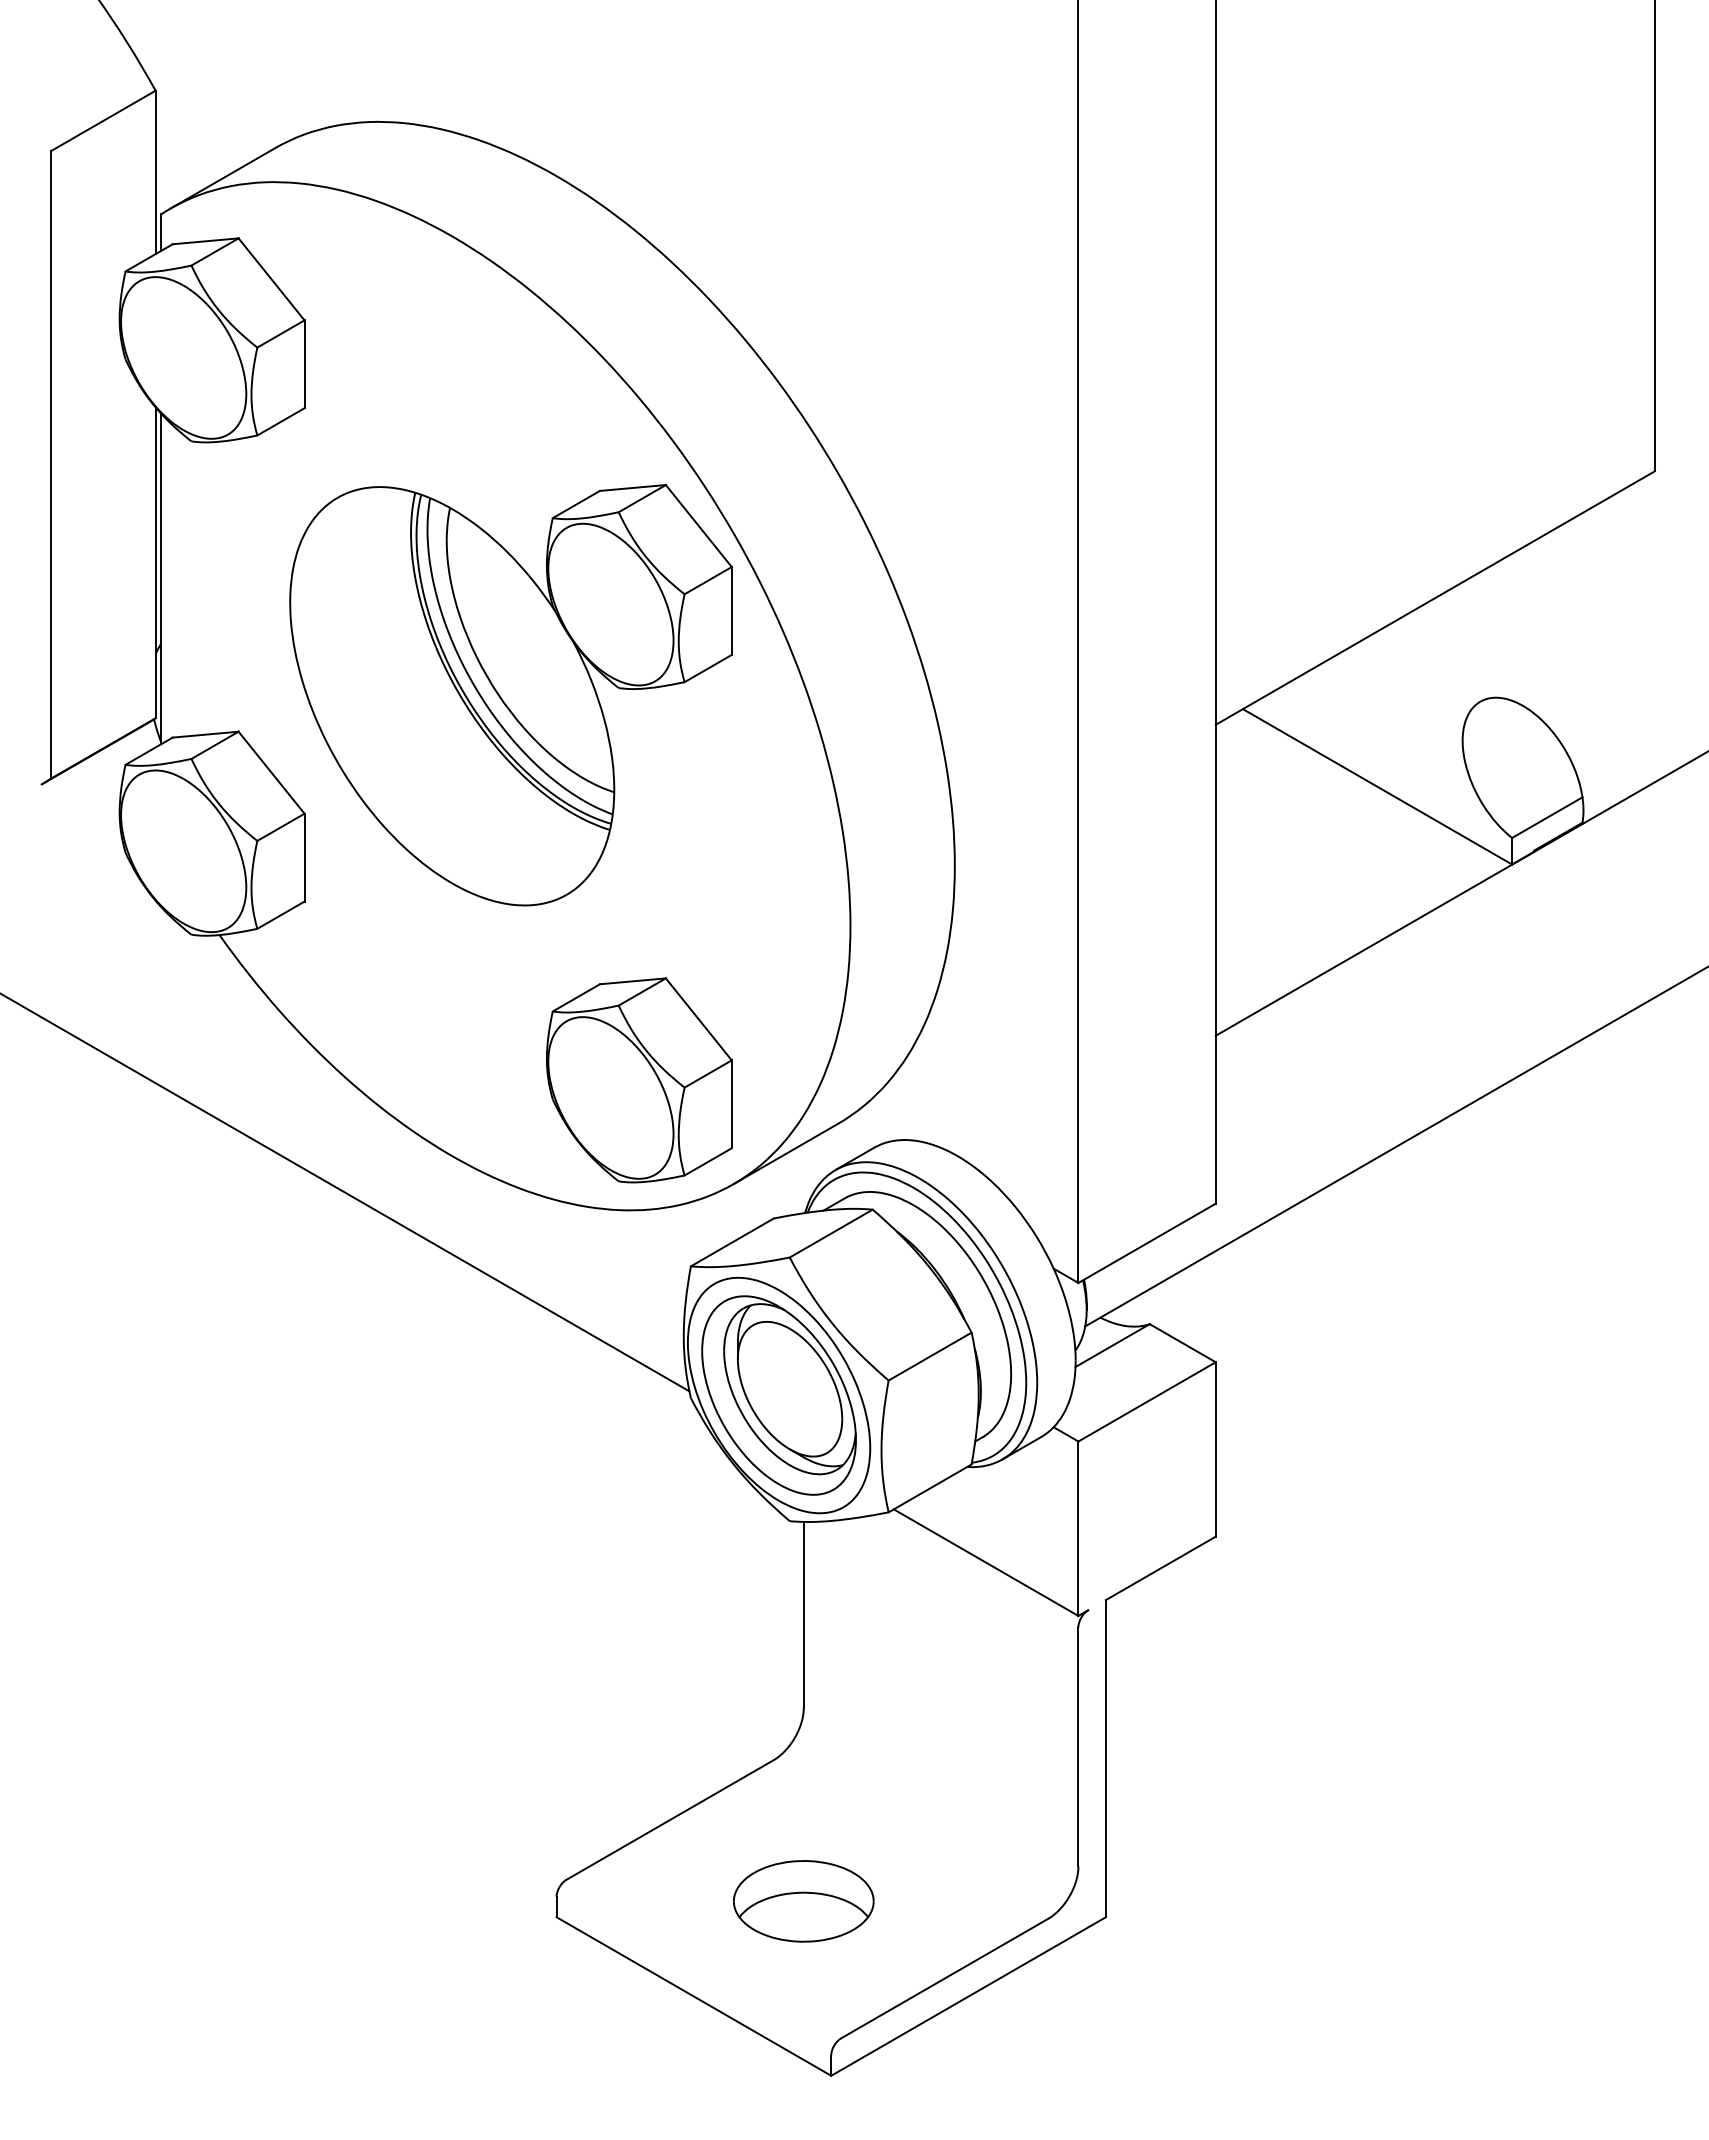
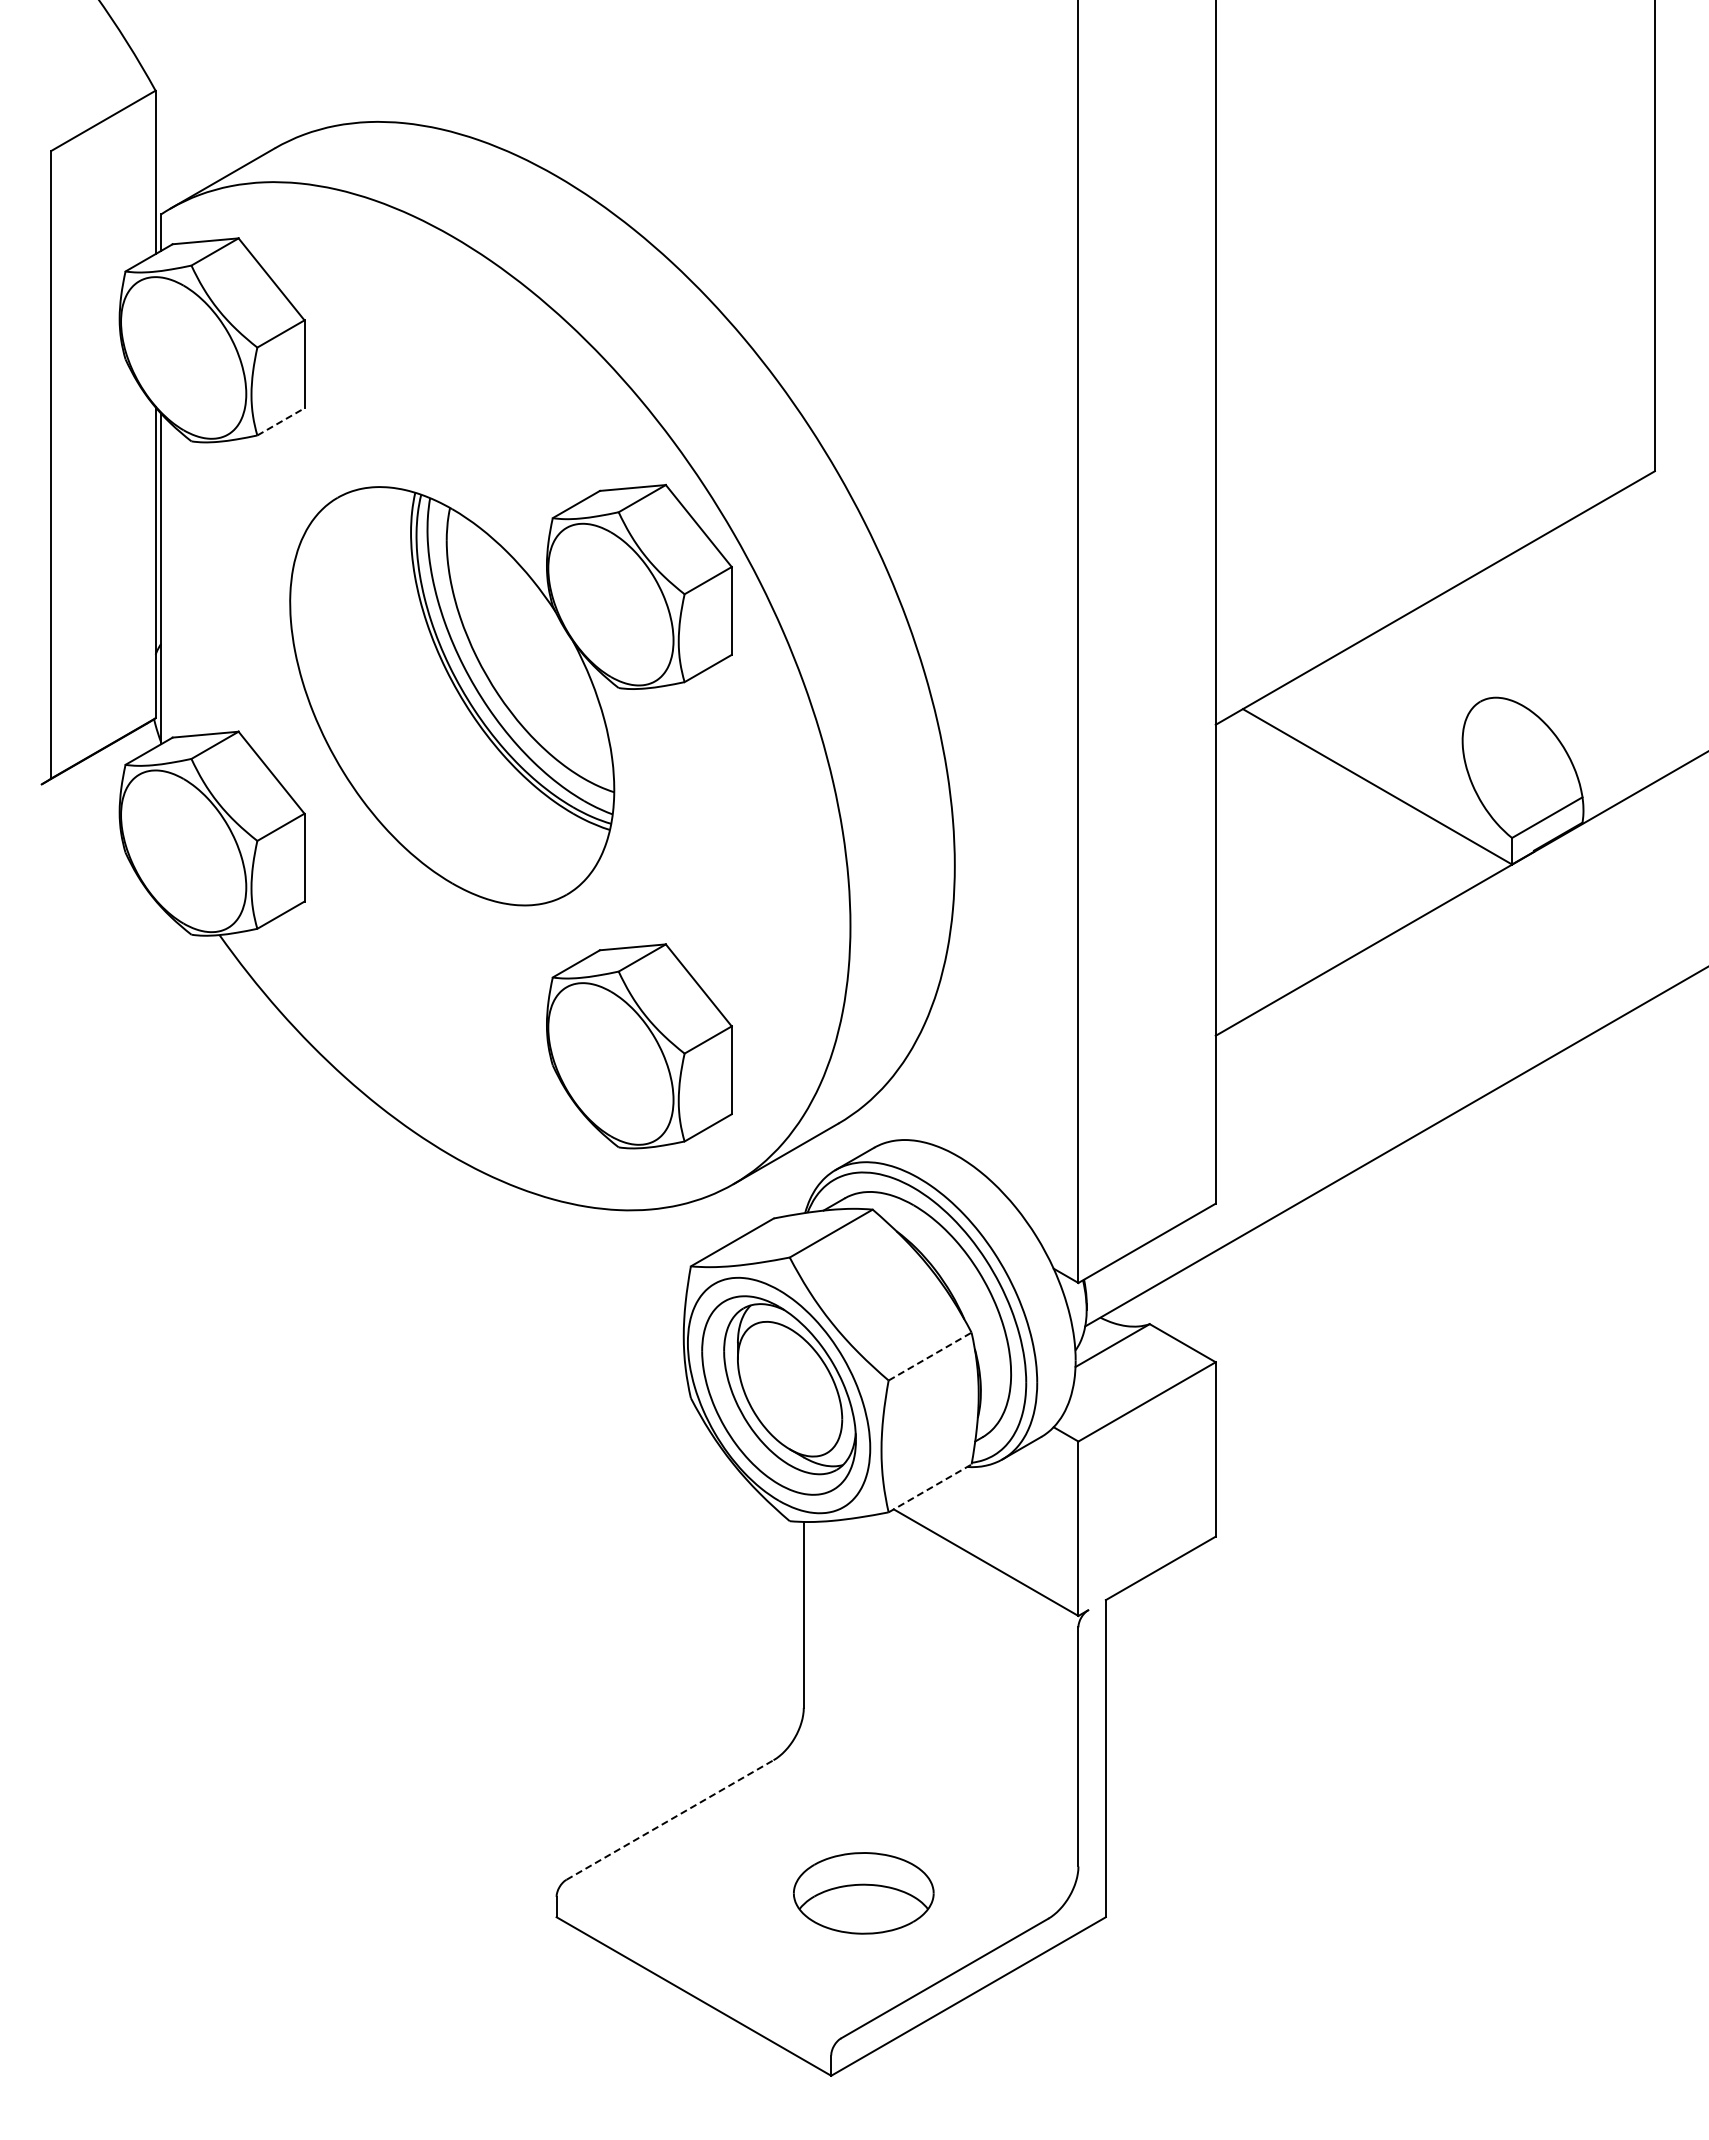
line: solid -> dashed (281, 421)
part position: (639, 1080) -> (639, 1046) (639, 1046)
line: present -> none (345, 1192)
line: solid -> dashed (930, 1356)
line: solid -> dashed (930, 1488)
line: solid -> dashed (670, 1820)
part position: (803, 1901) -> (863, 1893) (863, 1893)
